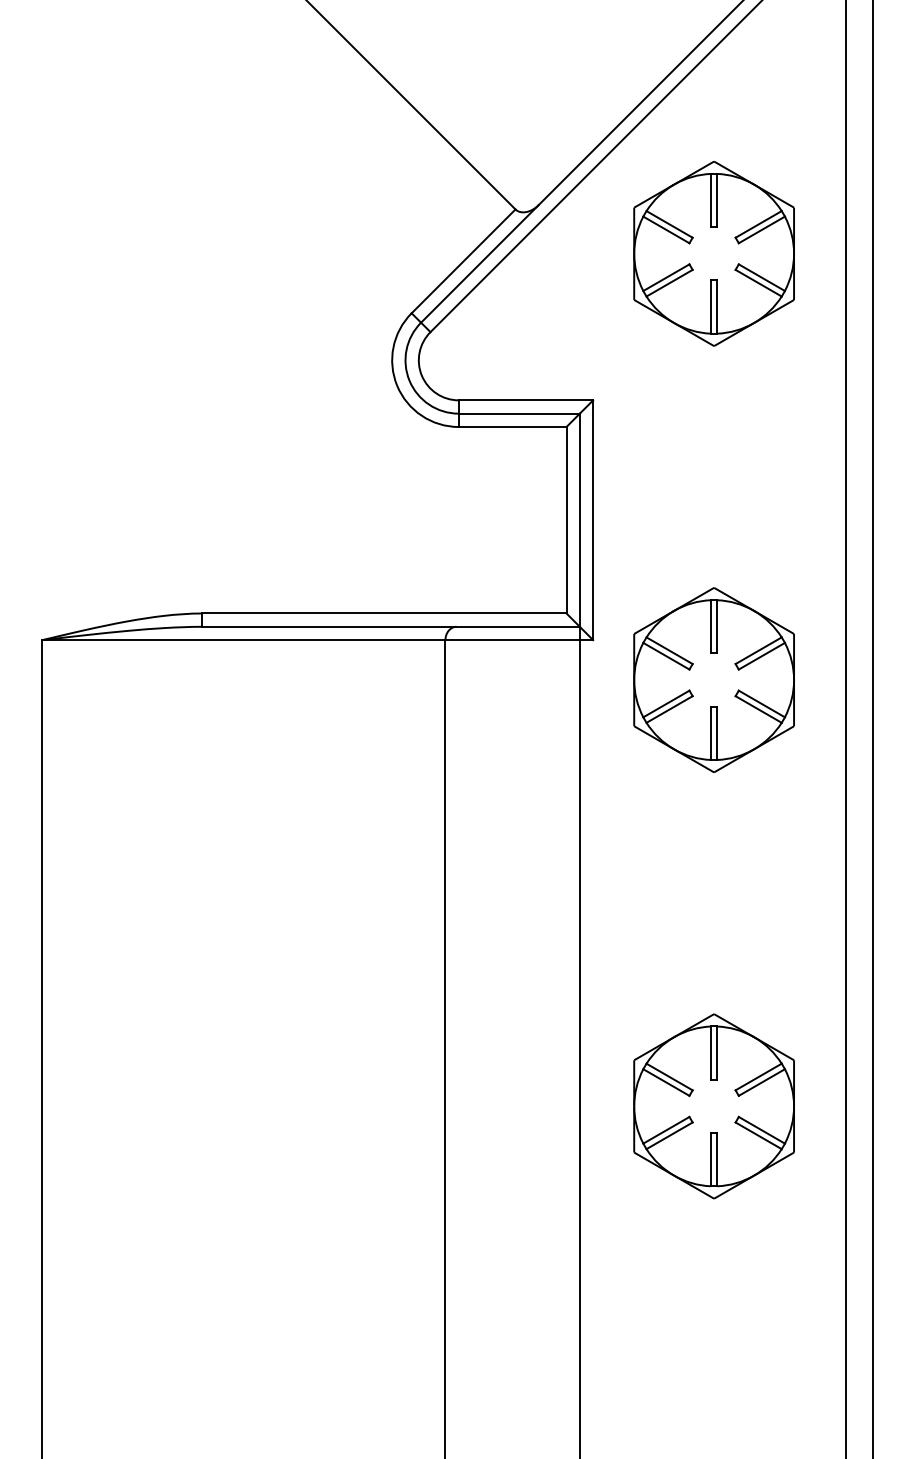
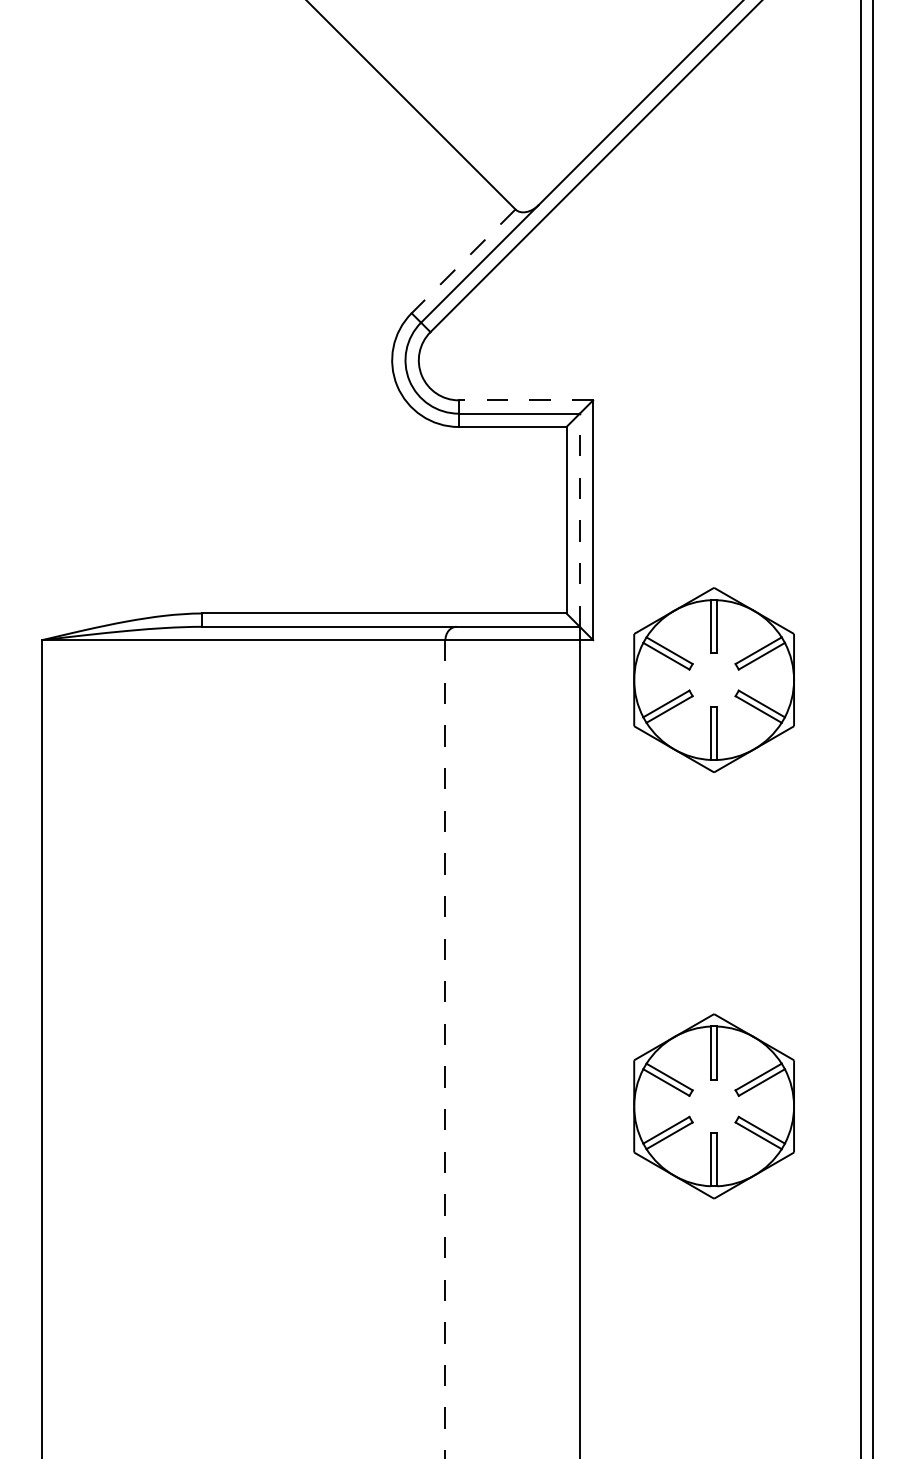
part: present -> none (713, 253)
line: solid -> dashed (463, 261)
line: solid -> dashed (525, 400)
line: solid -> dashed (579, 520)
line position: (846, 728) -> (861, 728) (861, 728)
line: solid -> dashed (445, 1049)
